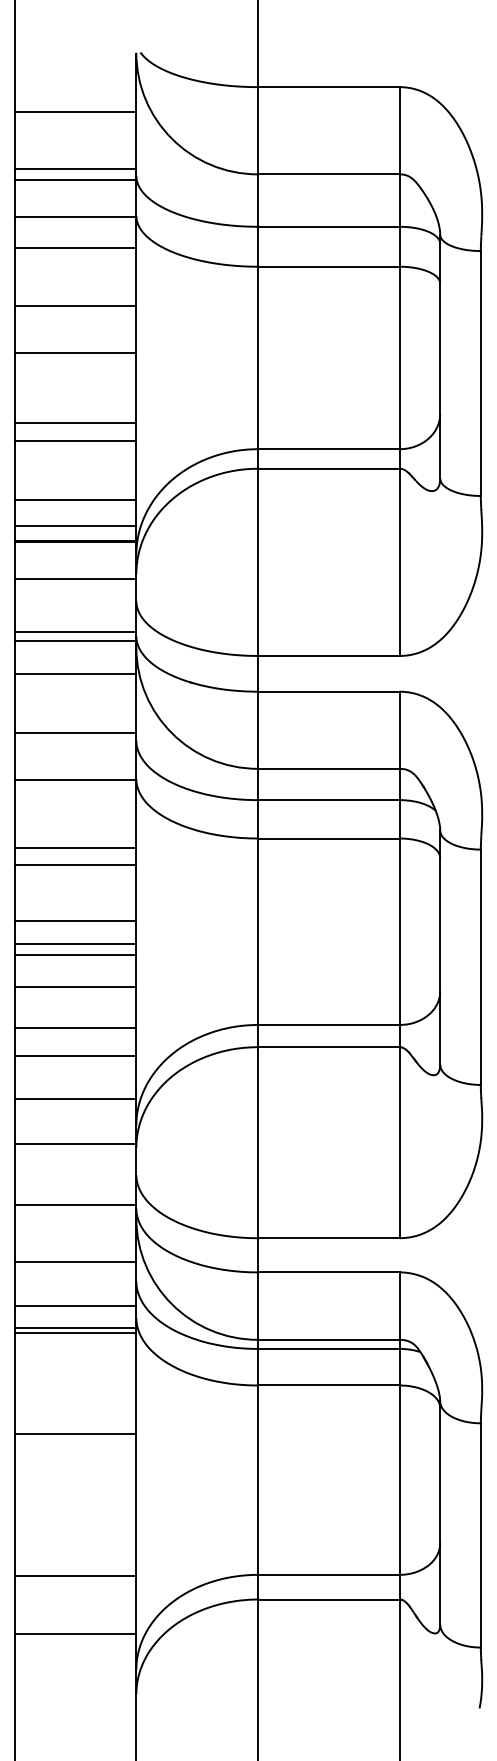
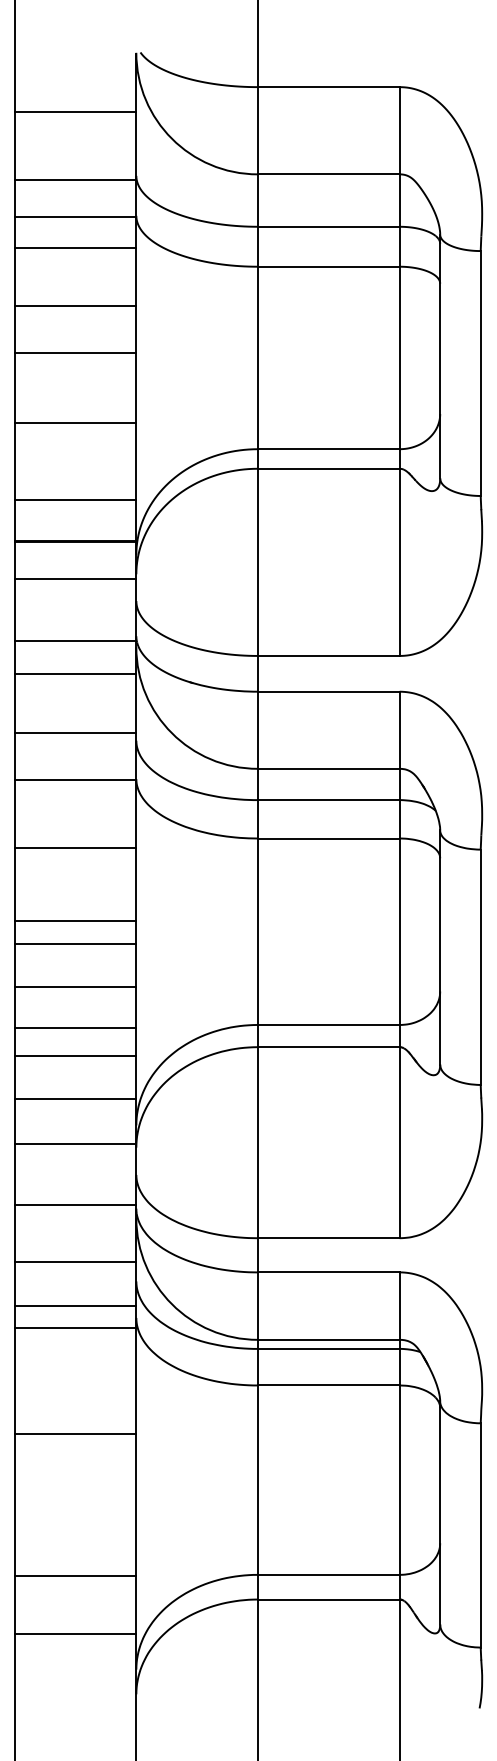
line: present -> none (75, 168)
line: present -> none (75, 440)
line: present -> none (75, 525)
line: present -> none (75, 632)
line: present -> none (75, 865)
line: present -> none (75, 955)
line: present -> none (75, 1333)
